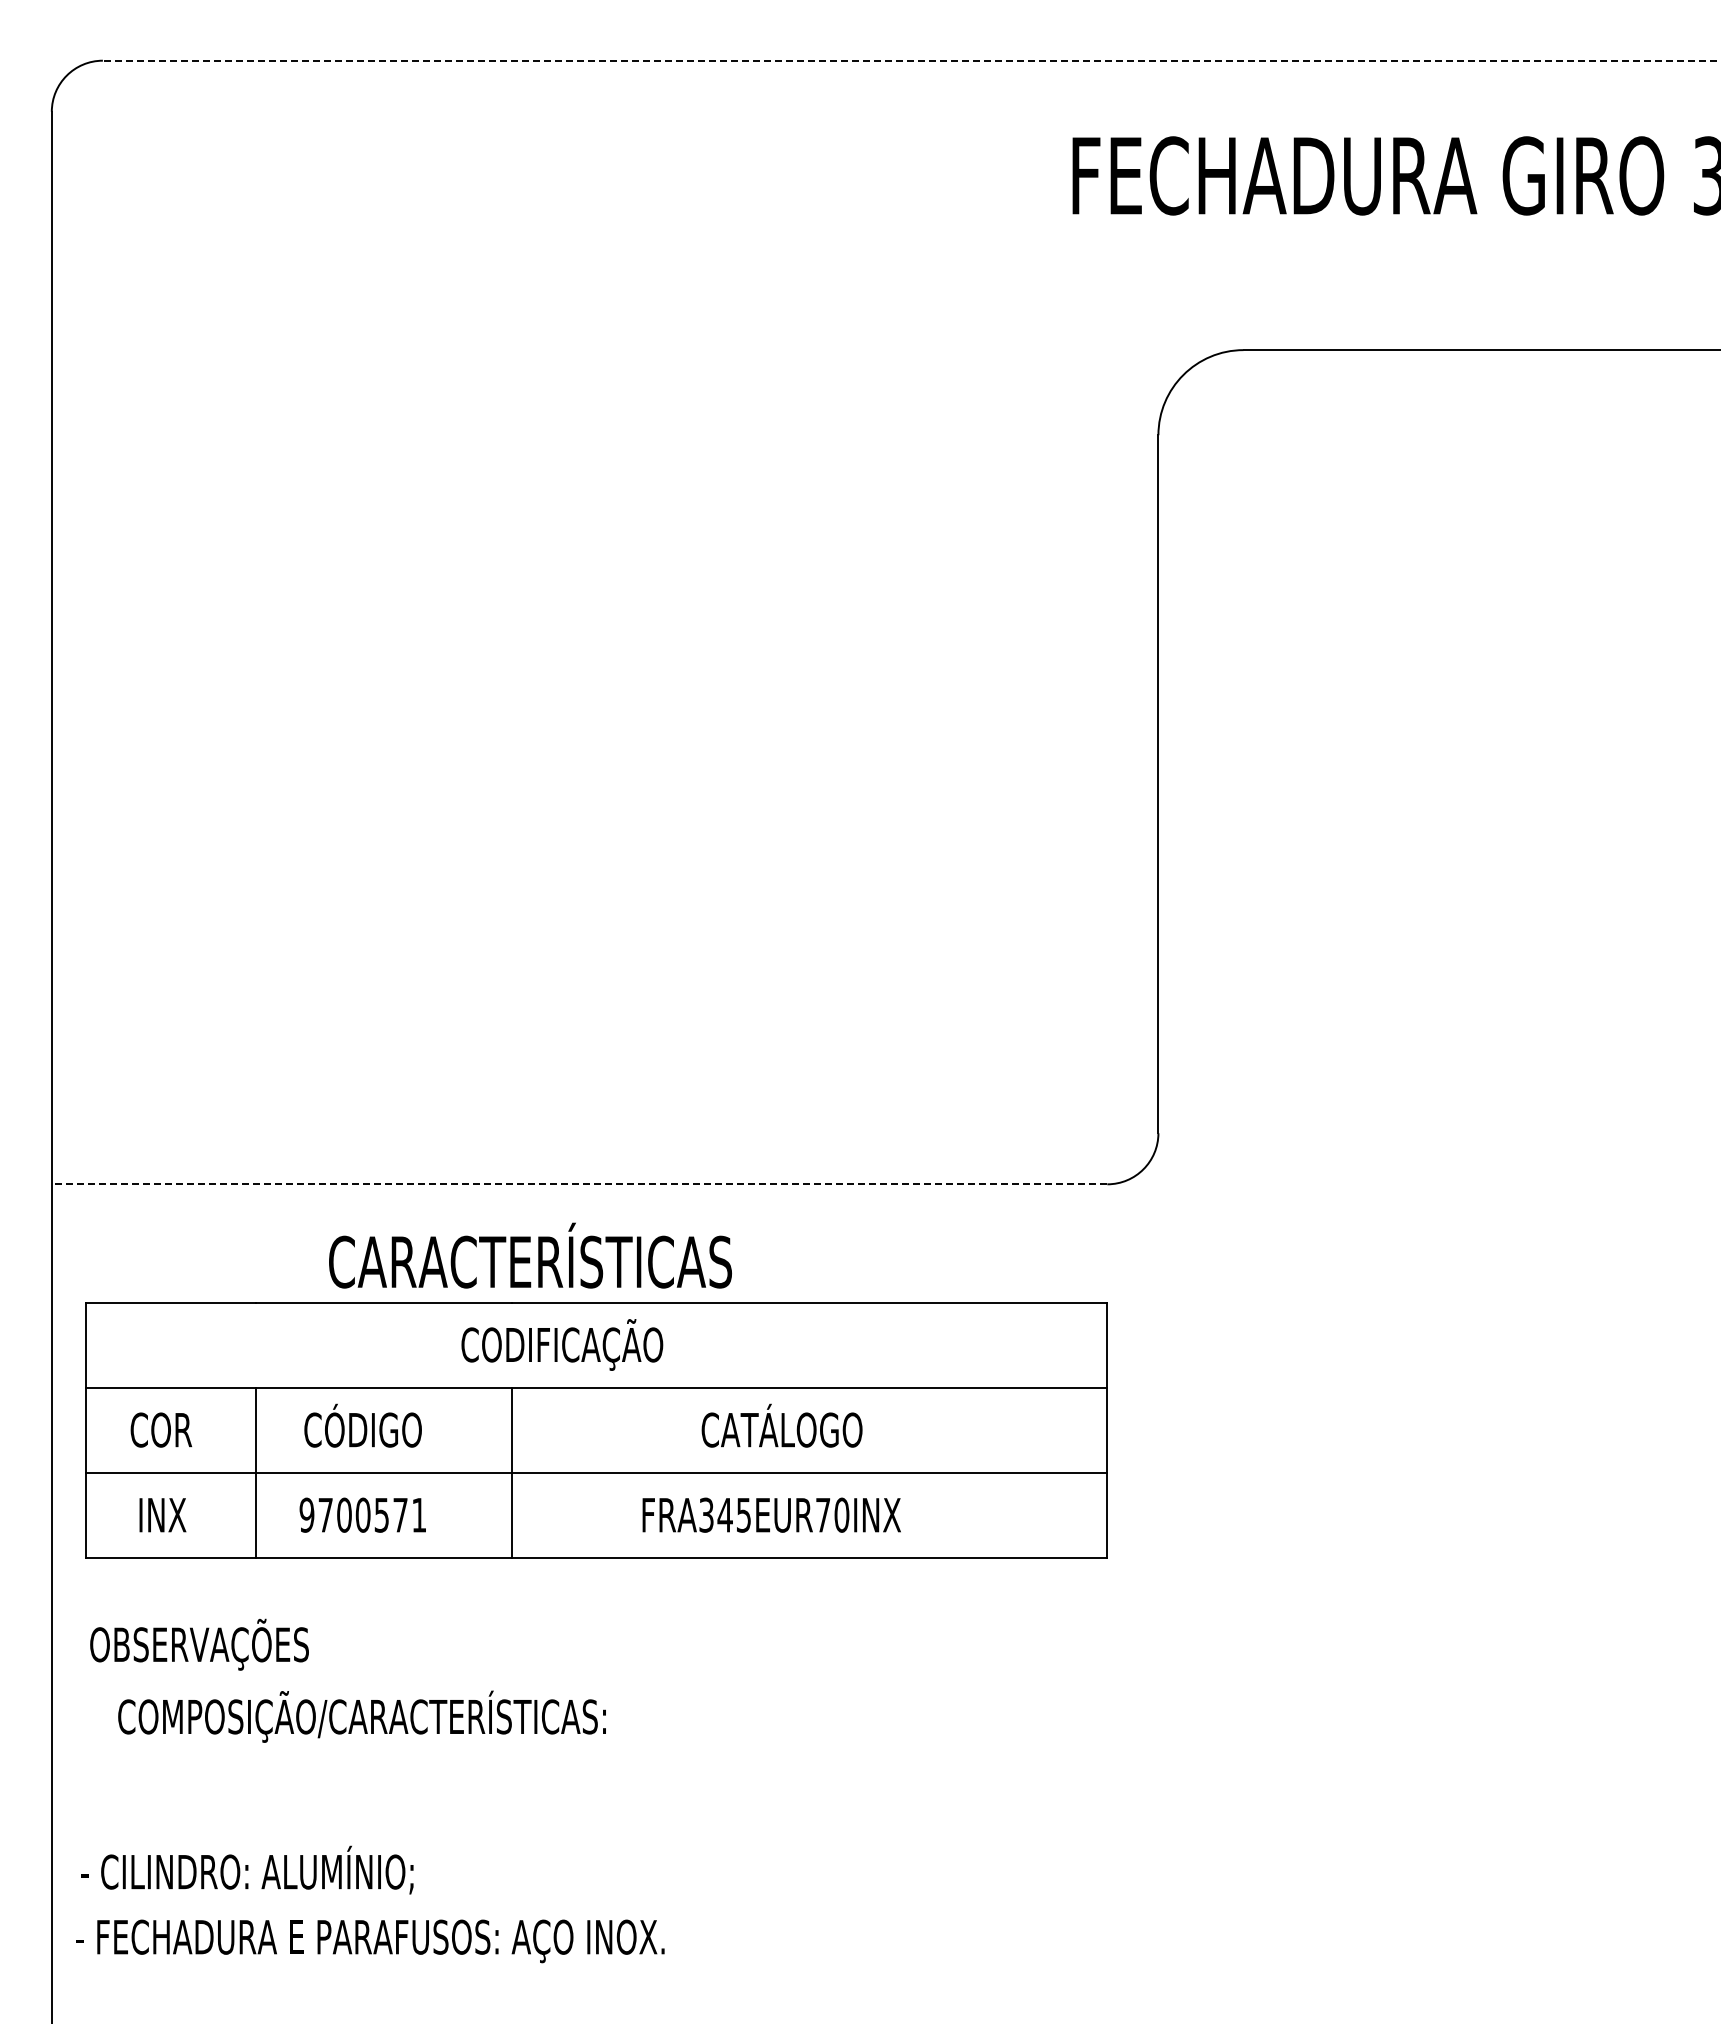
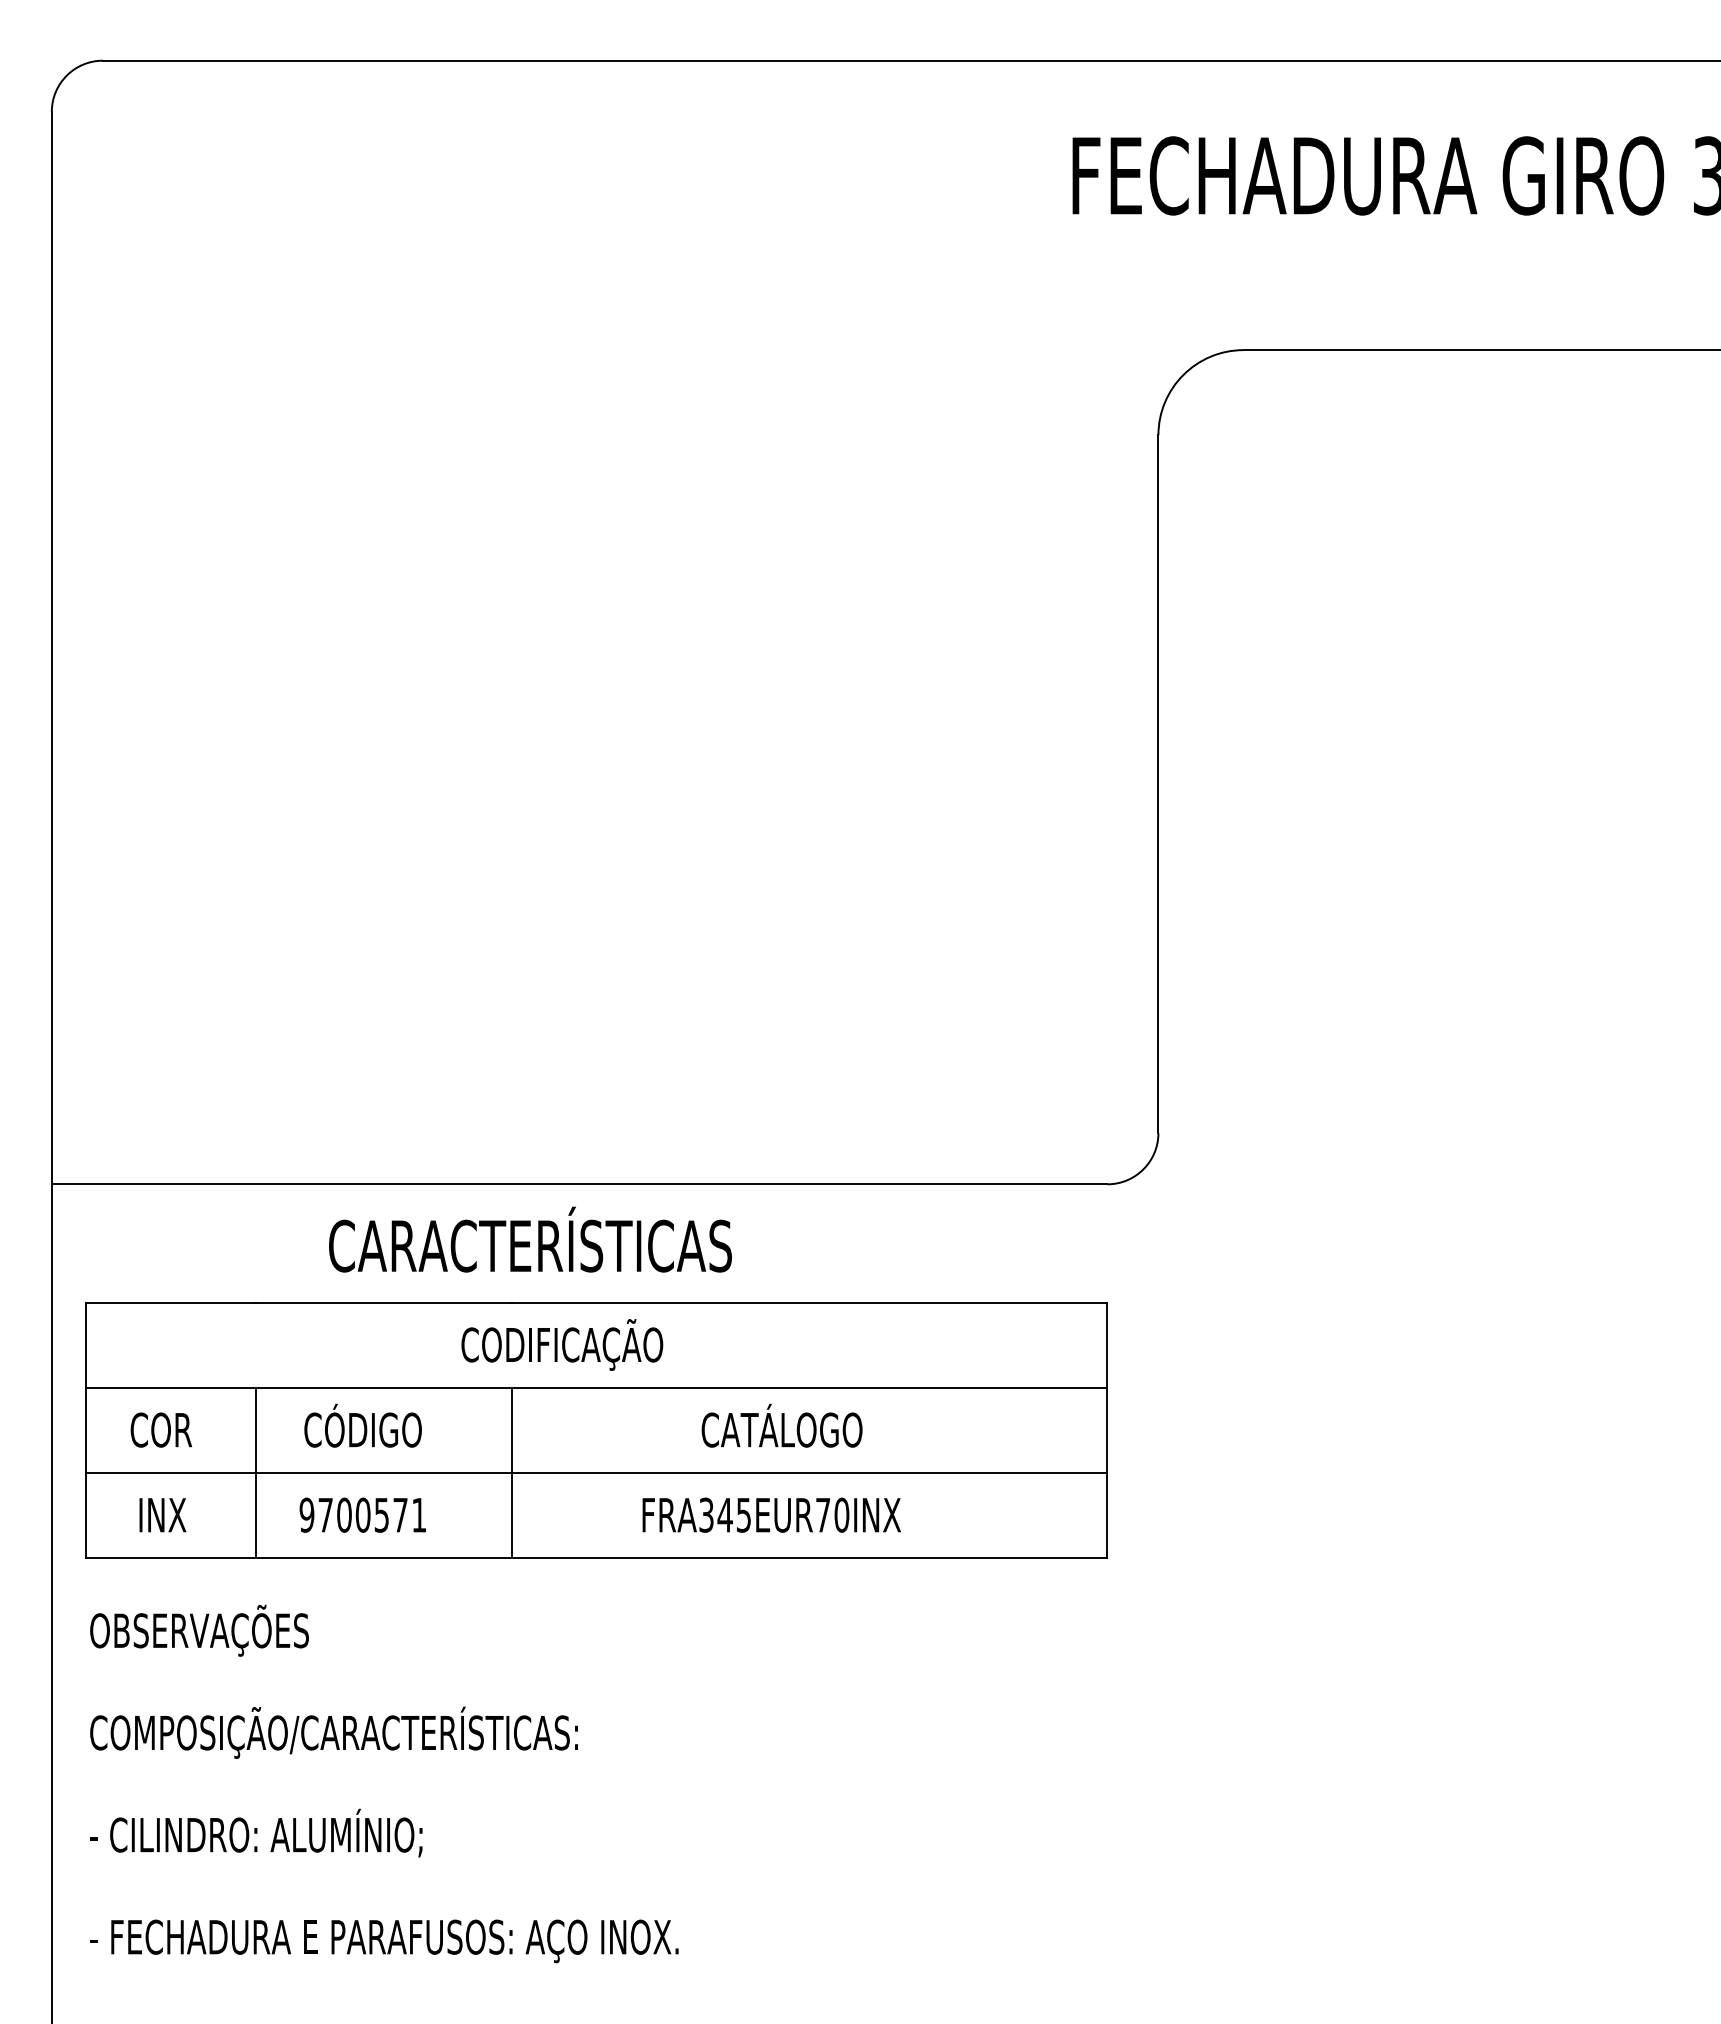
line: dashed -> solid (911, 60)
line: dashed -> solid (579, 1184)
text position: (530, 1255) -> (530, 1239) (530, 1239)
text position: (199, 1644) -> (199, 1630) (199, 1630)
text position: (361, 1716) -> (333, 1732) (333, 1732)
text position: (247, 1869) -> (256, 1832) (256, 1832)
text position: (370, 1941) -> (384, 1941) (384, 1941)
